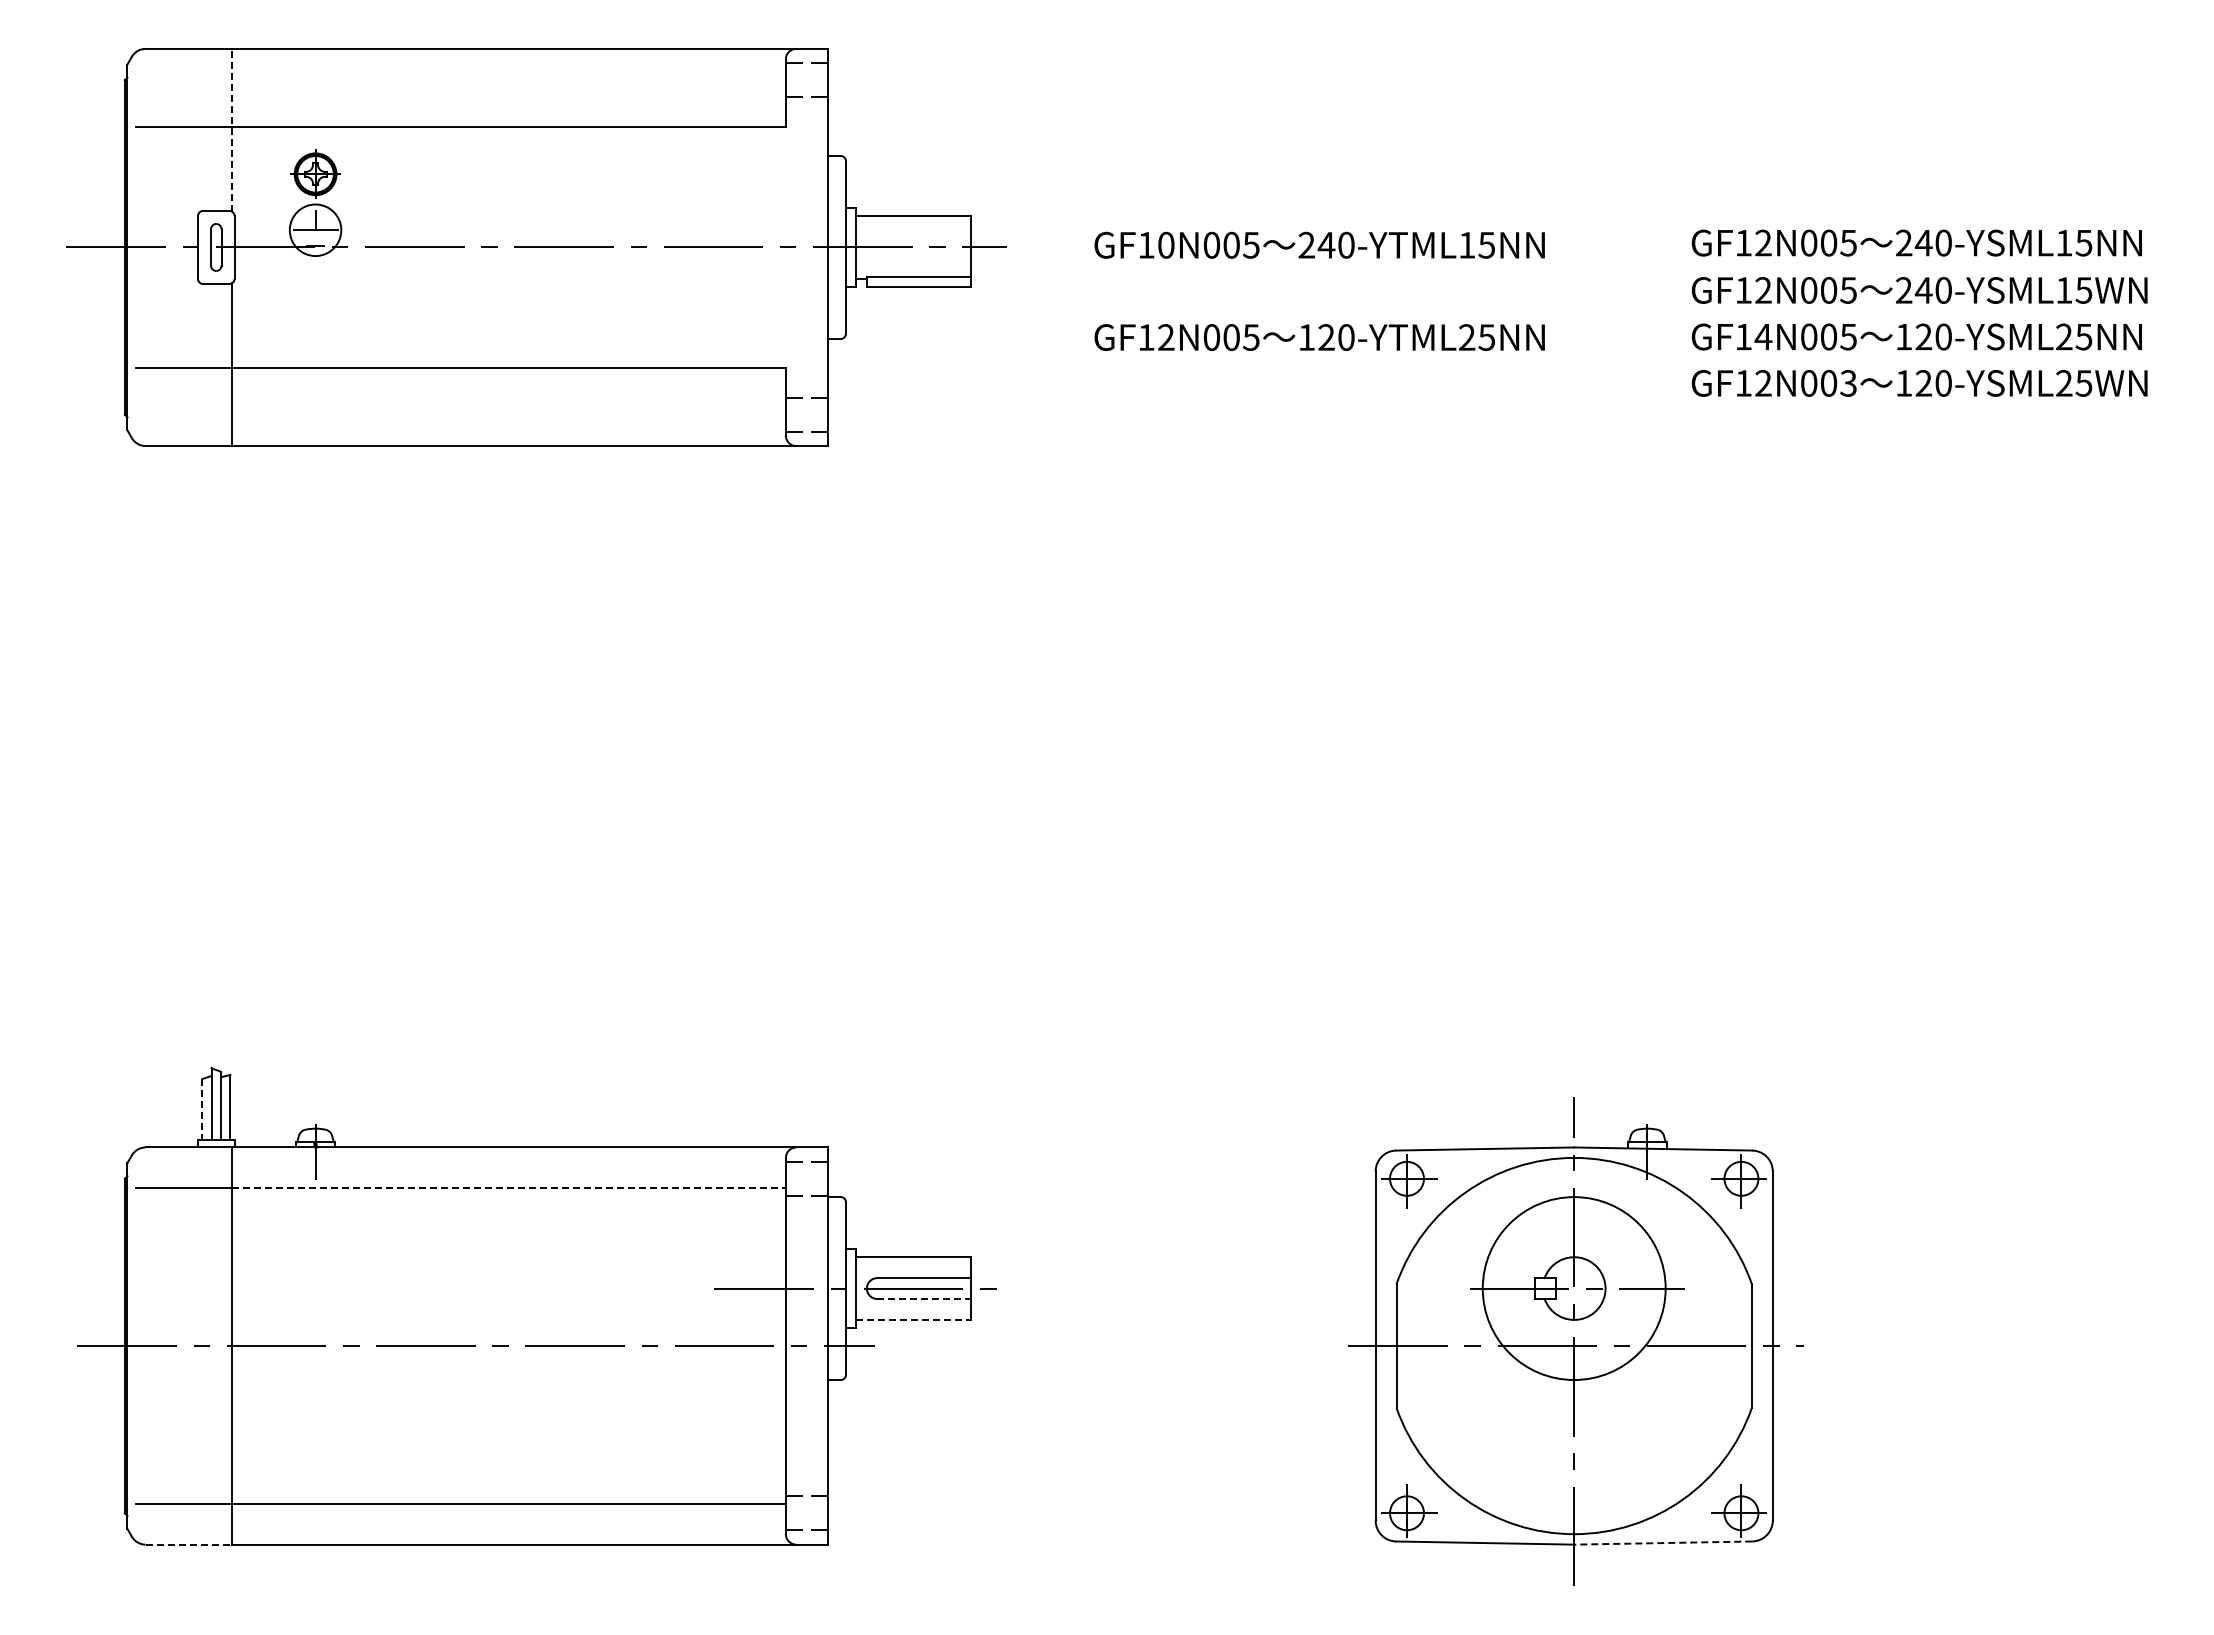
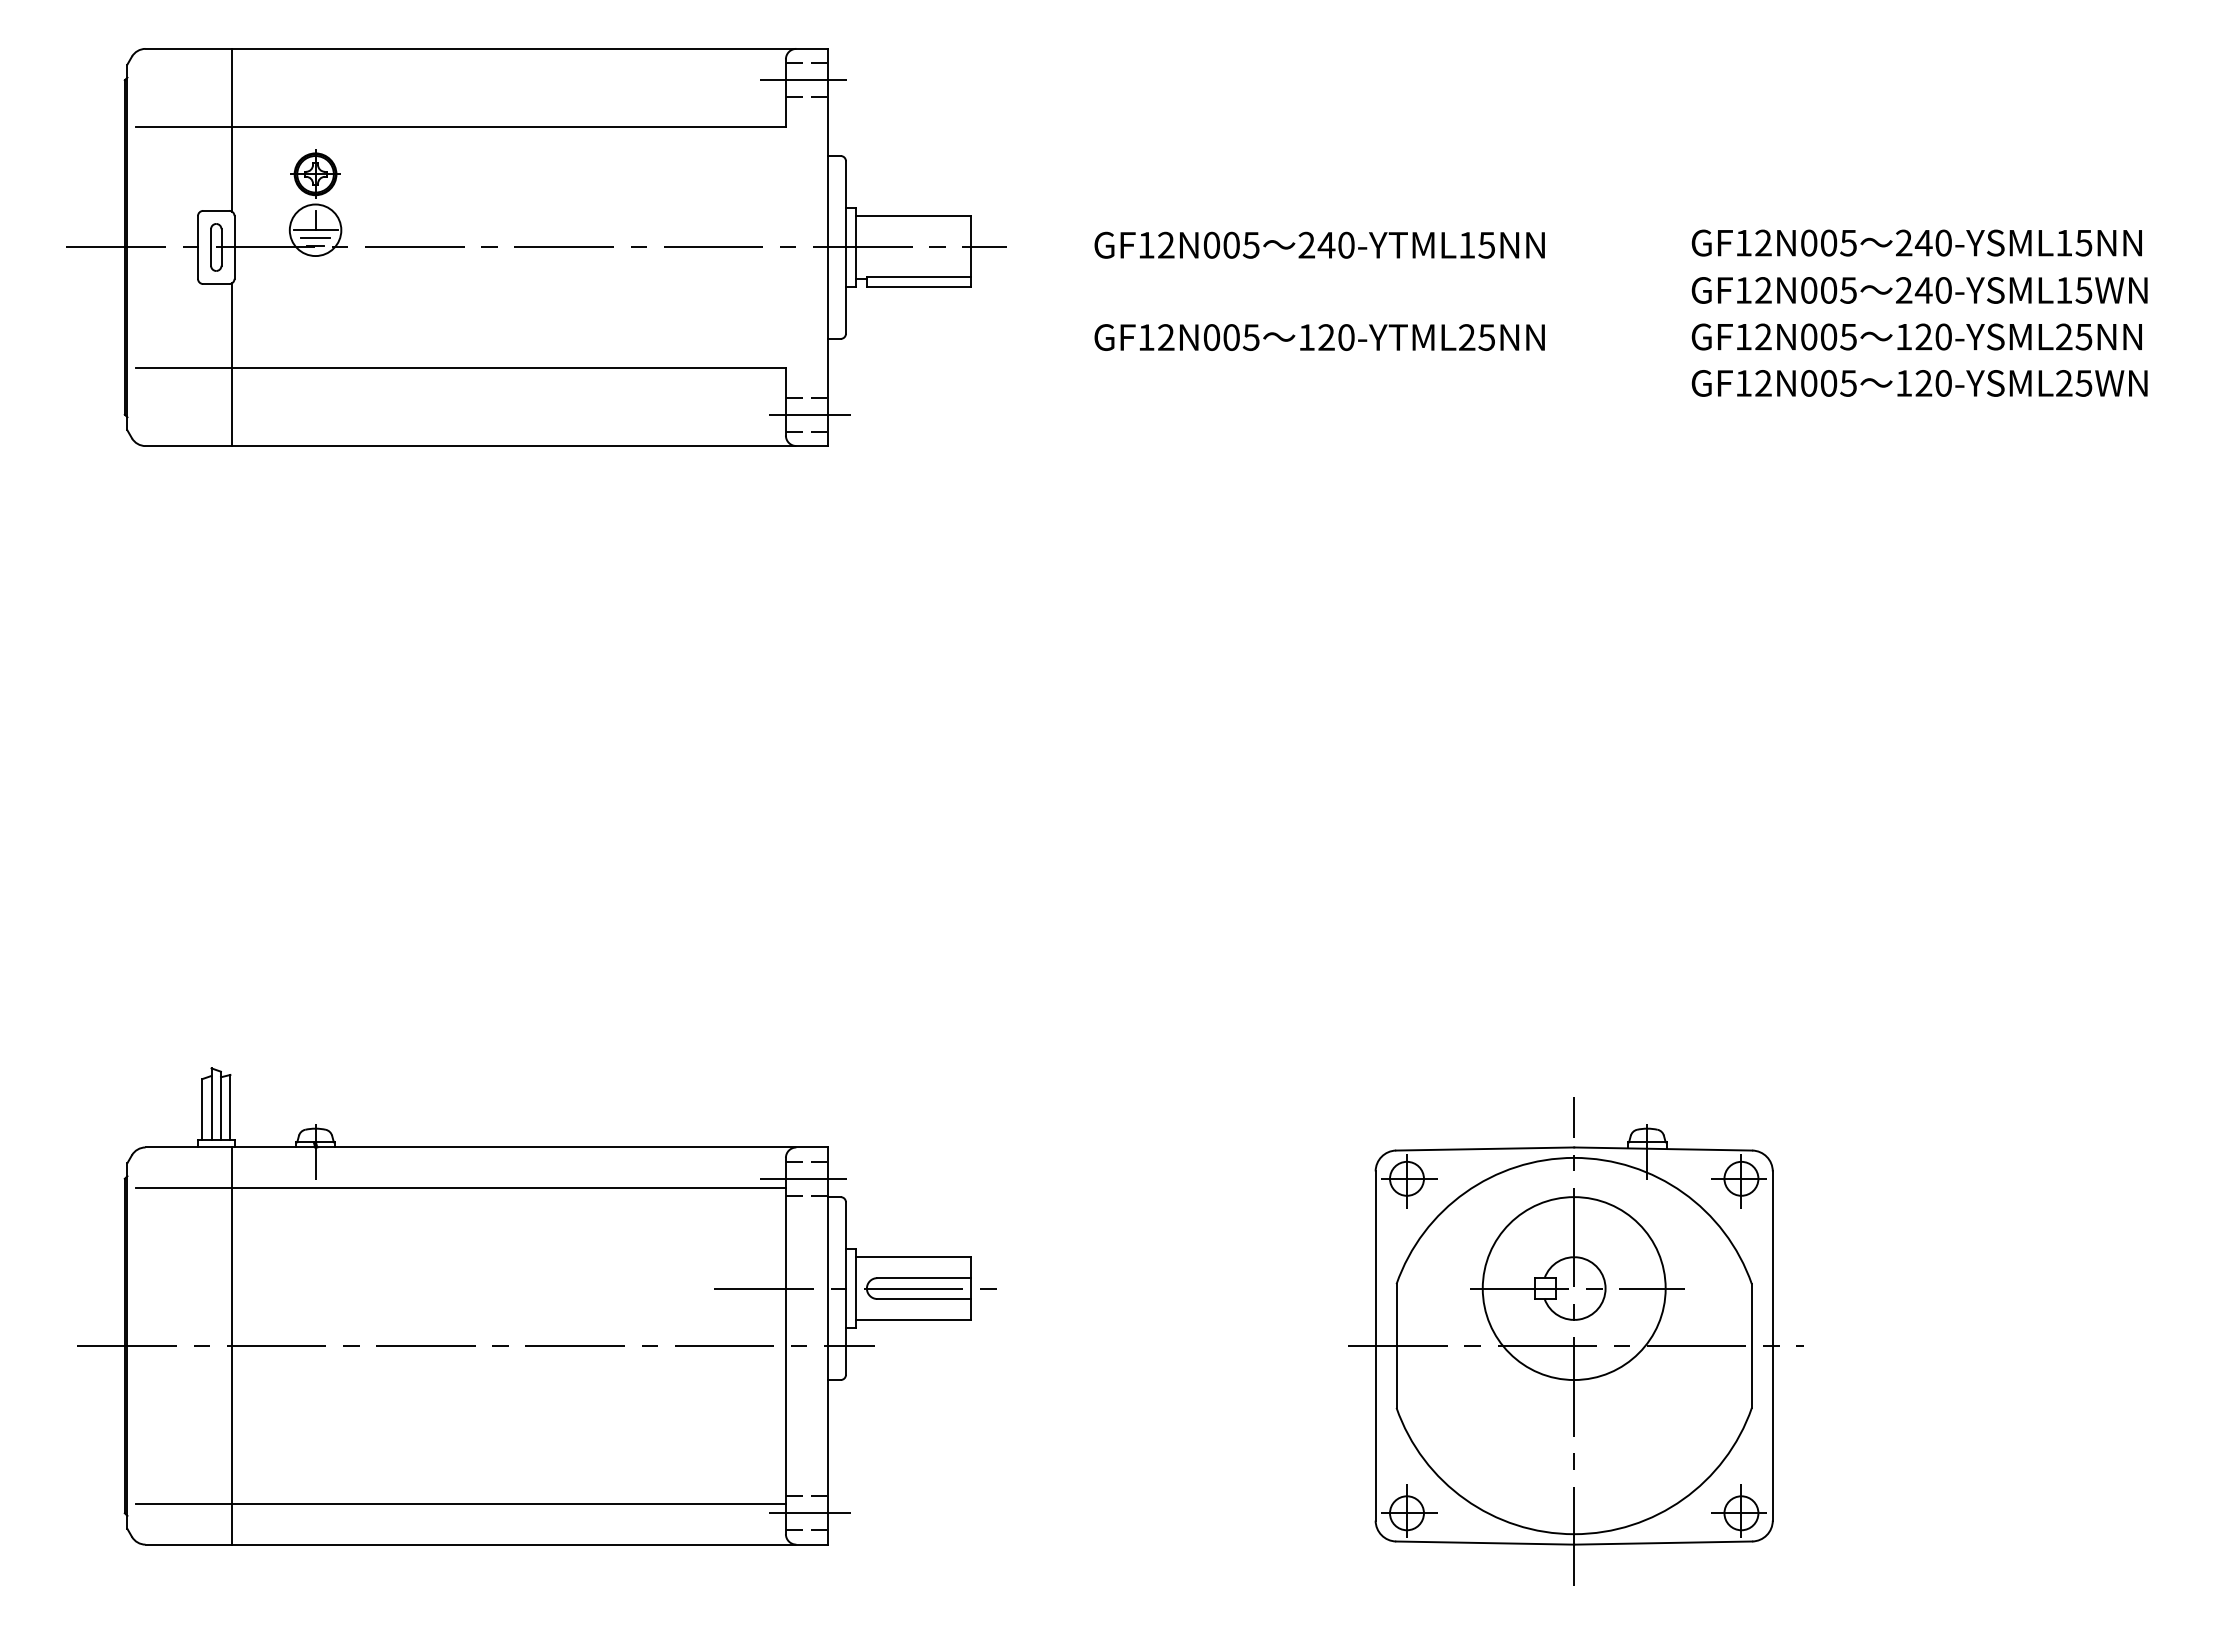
line: none -> present (803, 80)
line: dashed -> solid (231, 129)
line: none -> present (315, 238)
text: GF10N005 -> GF12N005 (1166, 244)
text: GF14N005 -> GF12N005 (1763, 336)
text: GF12N003 -> GF12N005 (1848, 383)
line: none -> present (809, 414)
line: dashed -> solid (202, 1109)
line: none -> present (803, 1178)
line: dashed -> solid (508, 1187)
line: dashed -> solid (924, 1299)
line: dashed -> solid (914, 1319)
line: none -> present (809, 1513)
line: dashed -> solid (1662, 1543)
line: dashed -> solid (189, 1544)
